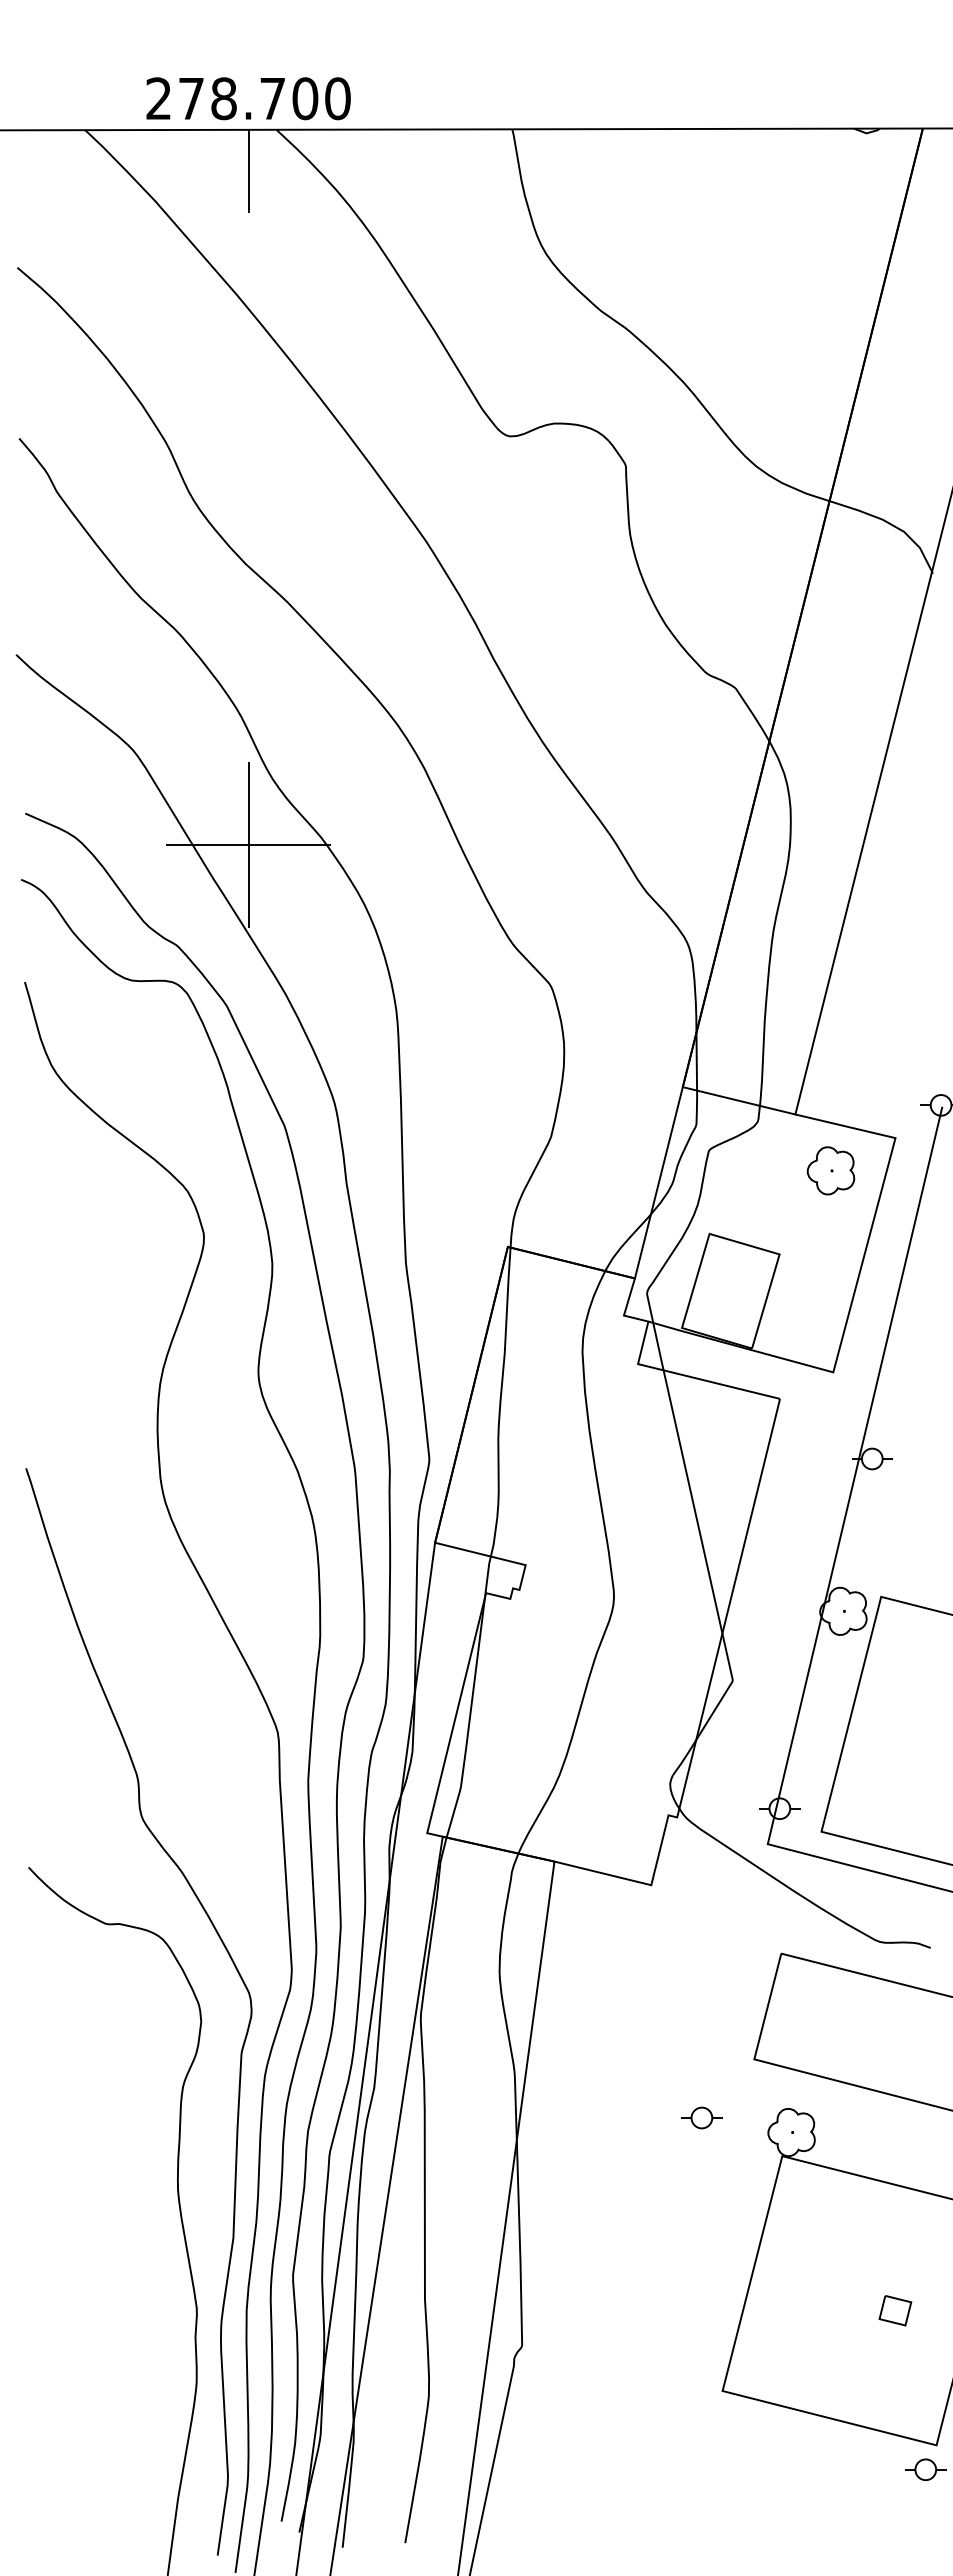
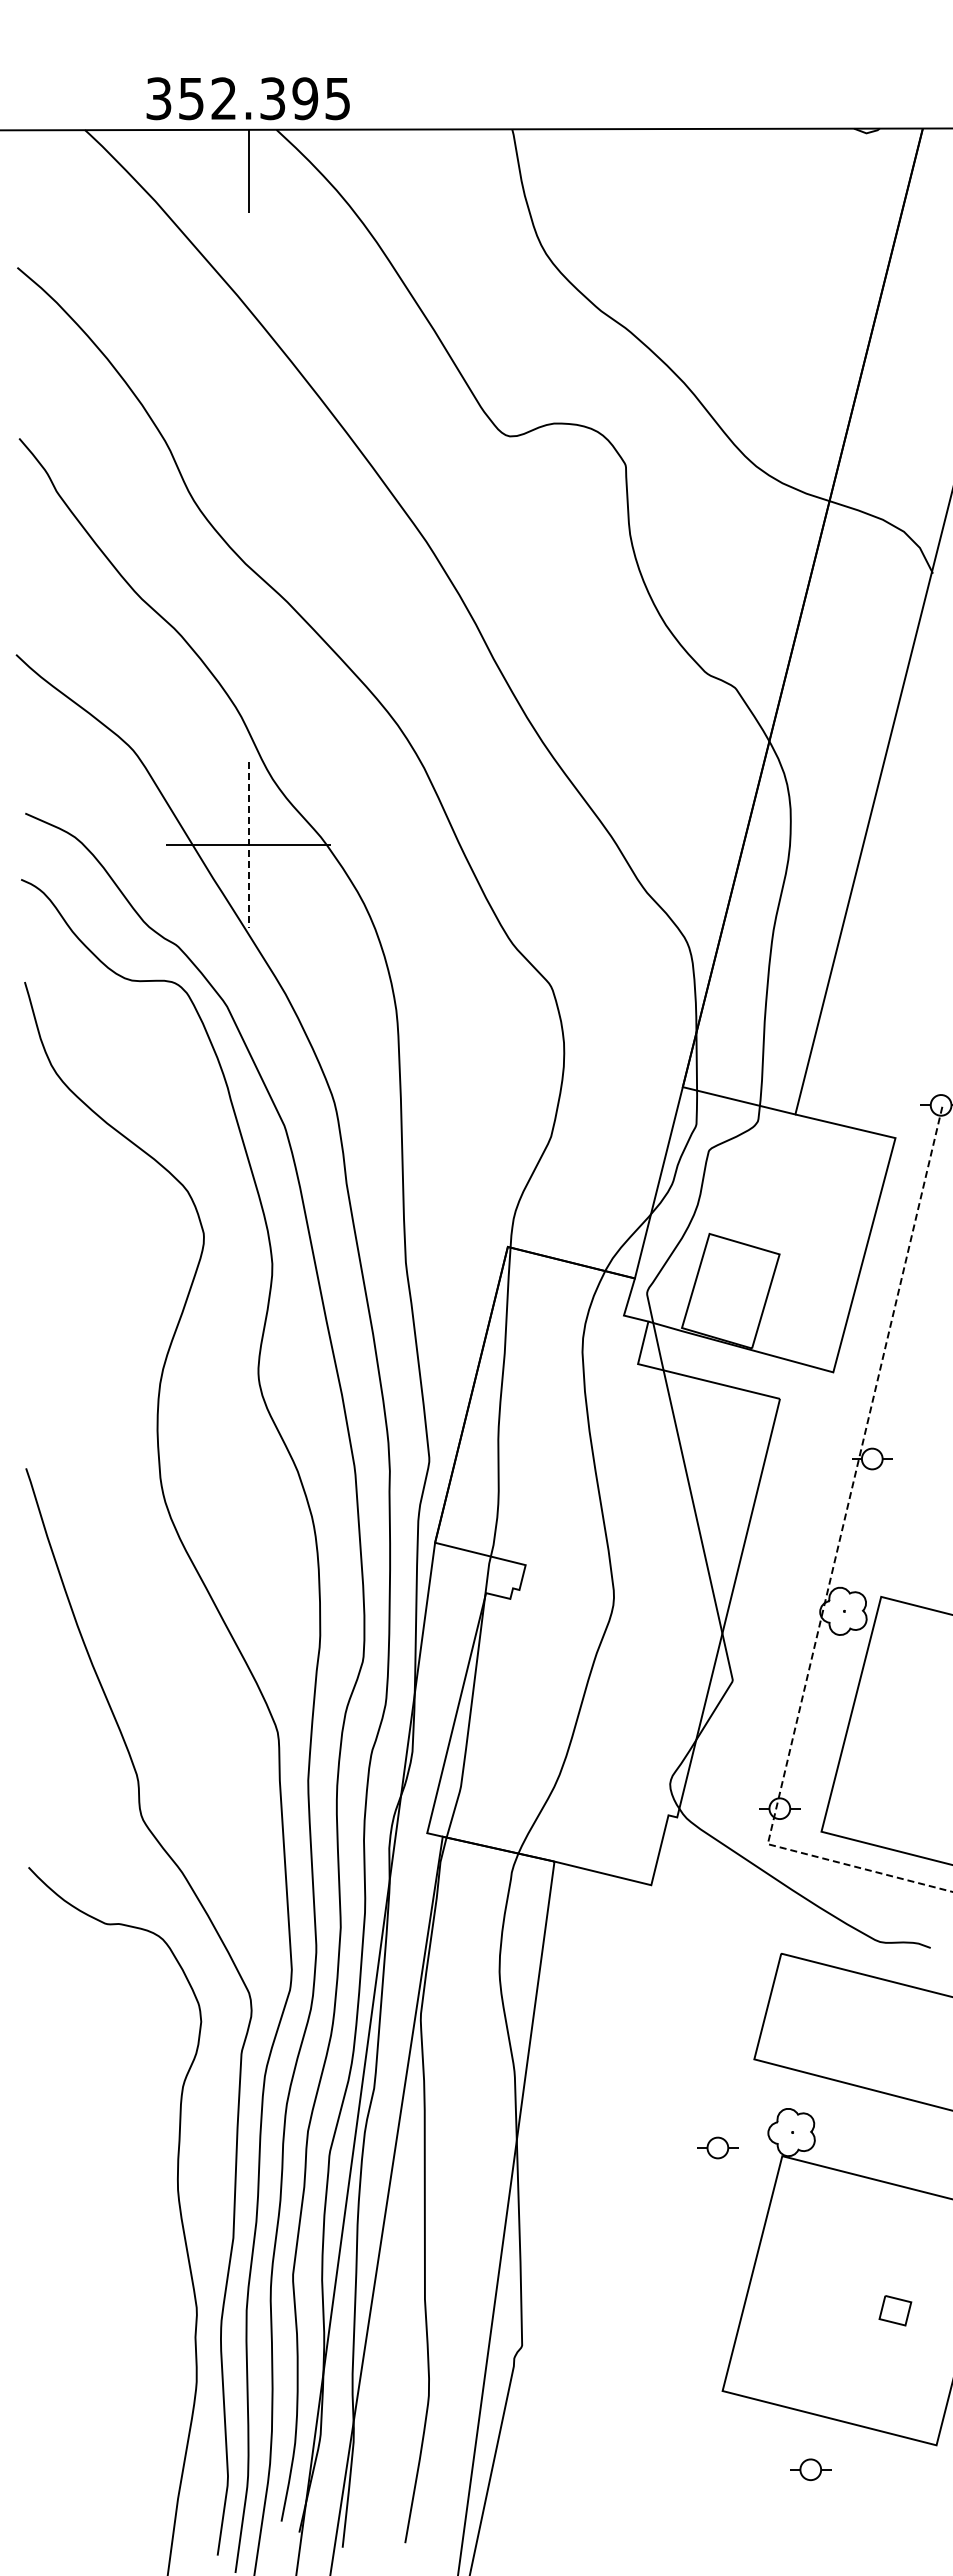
text: 278.700 -> 352.395 (248, 98)
line: solid -> dashed (248, 845)
part: present -> none (830, 1170)
line: solid -> dashed (832, 1568)
part position: (701, 2117) -> (717, 2147) (717, 2147)
part position: (925, 2469) -> (810, 2469) (810, 2469)
